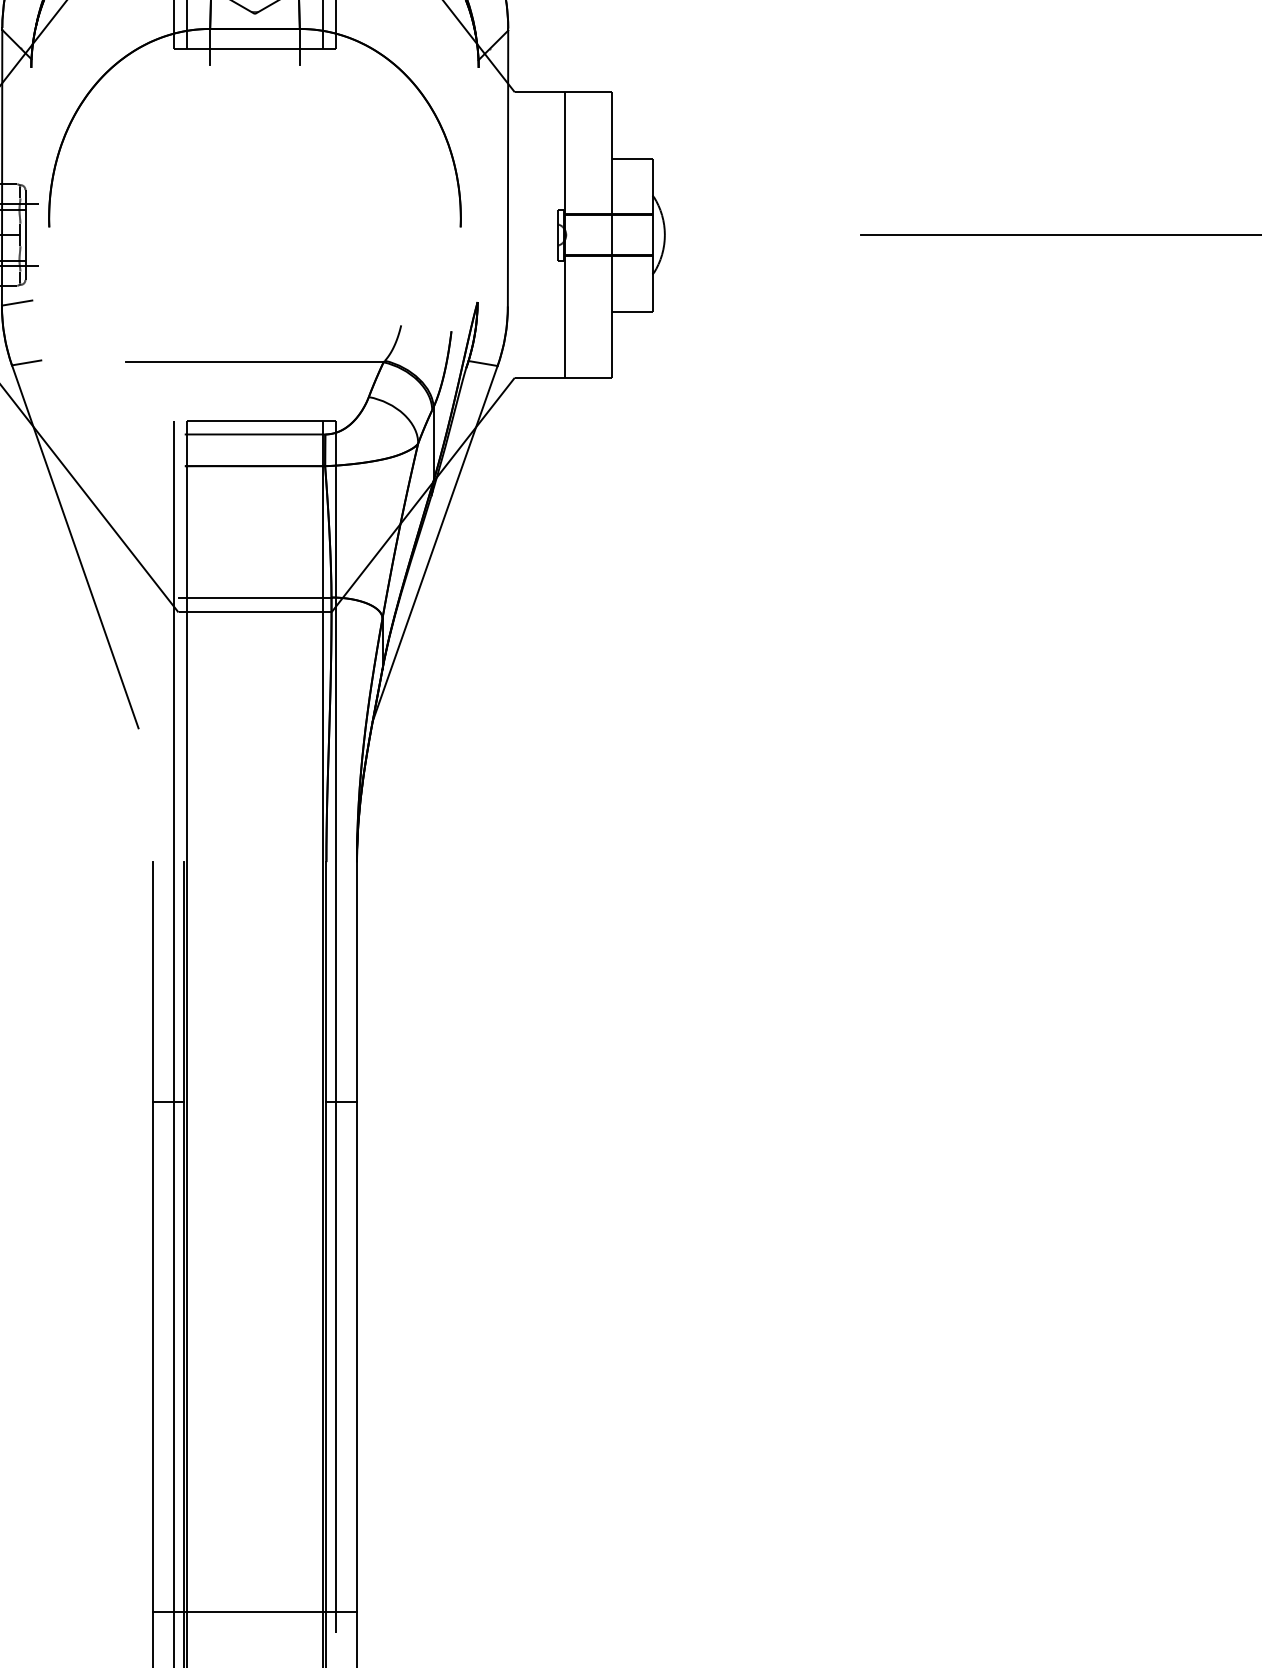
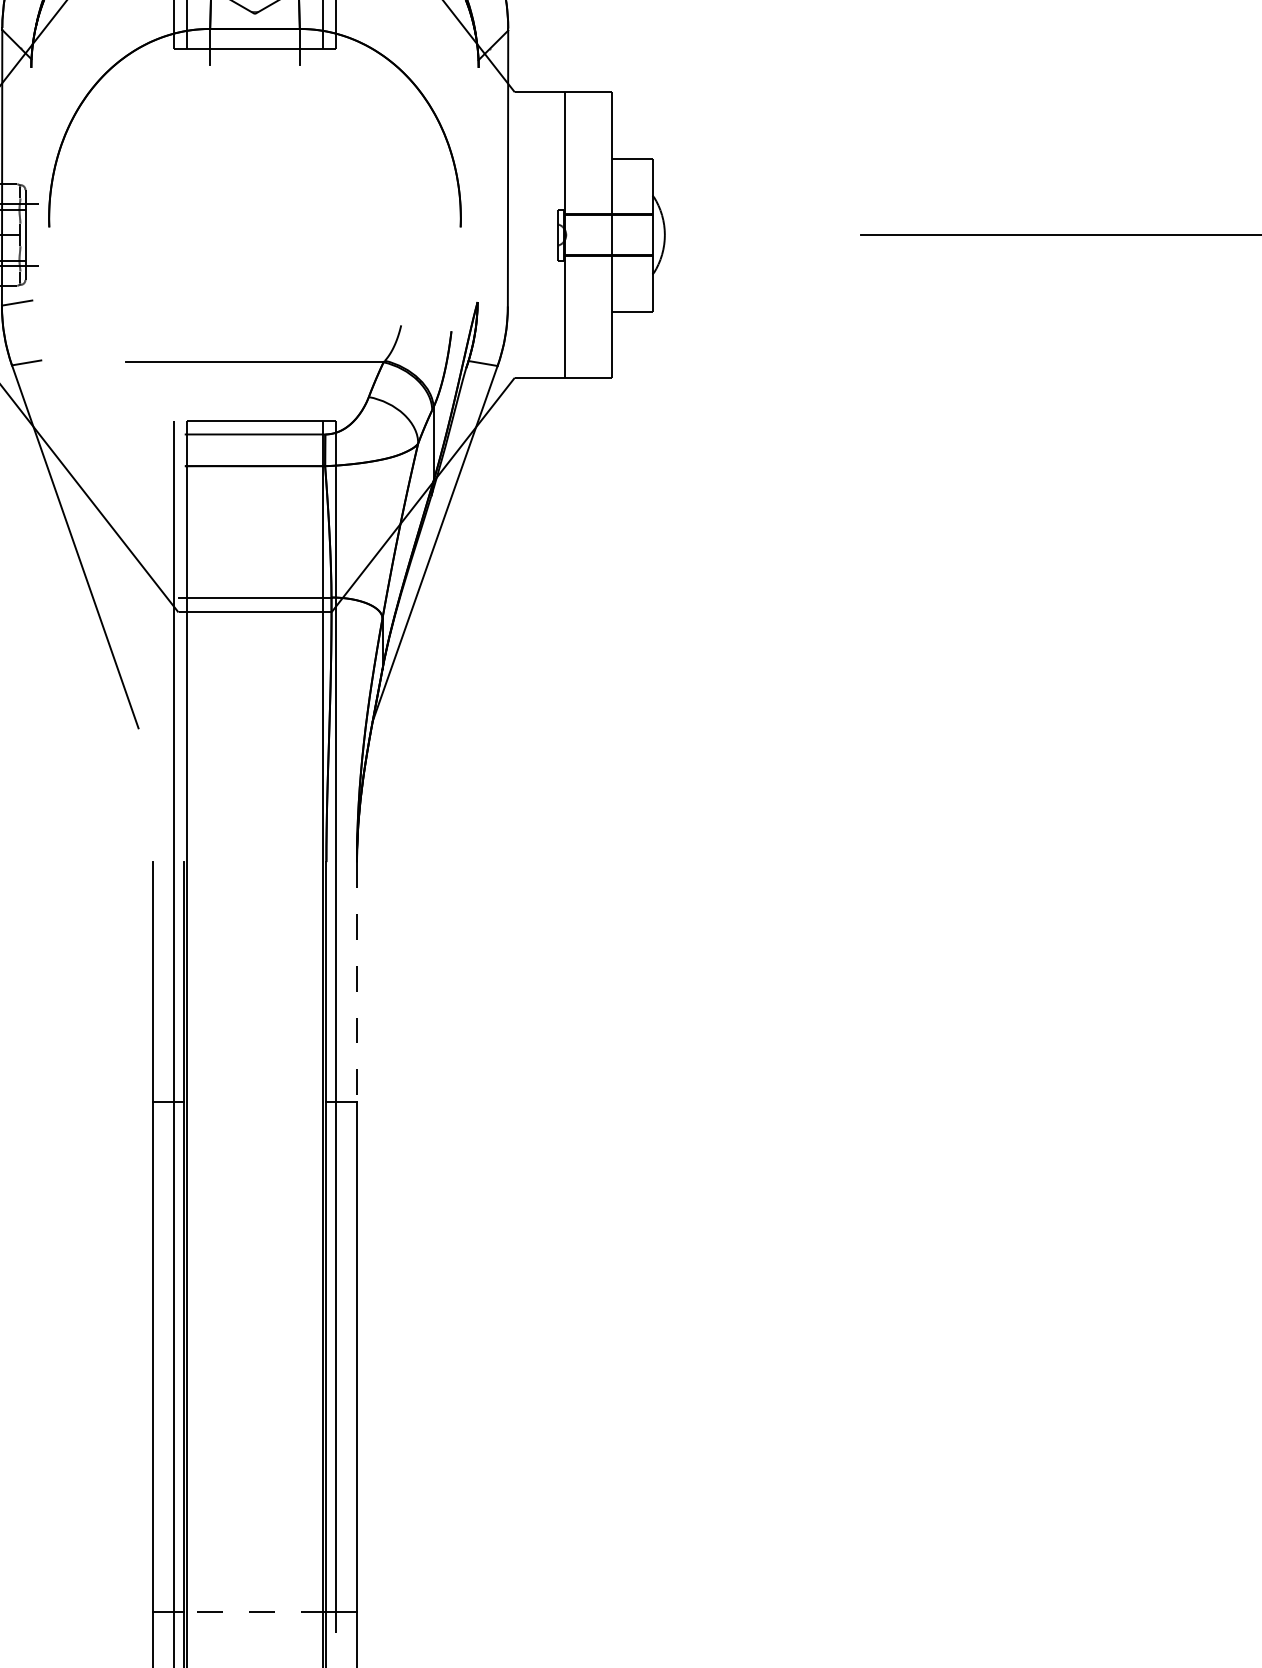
line: solid -> dashed (357, 982)
line: solid -> dashed (254, 1612)
